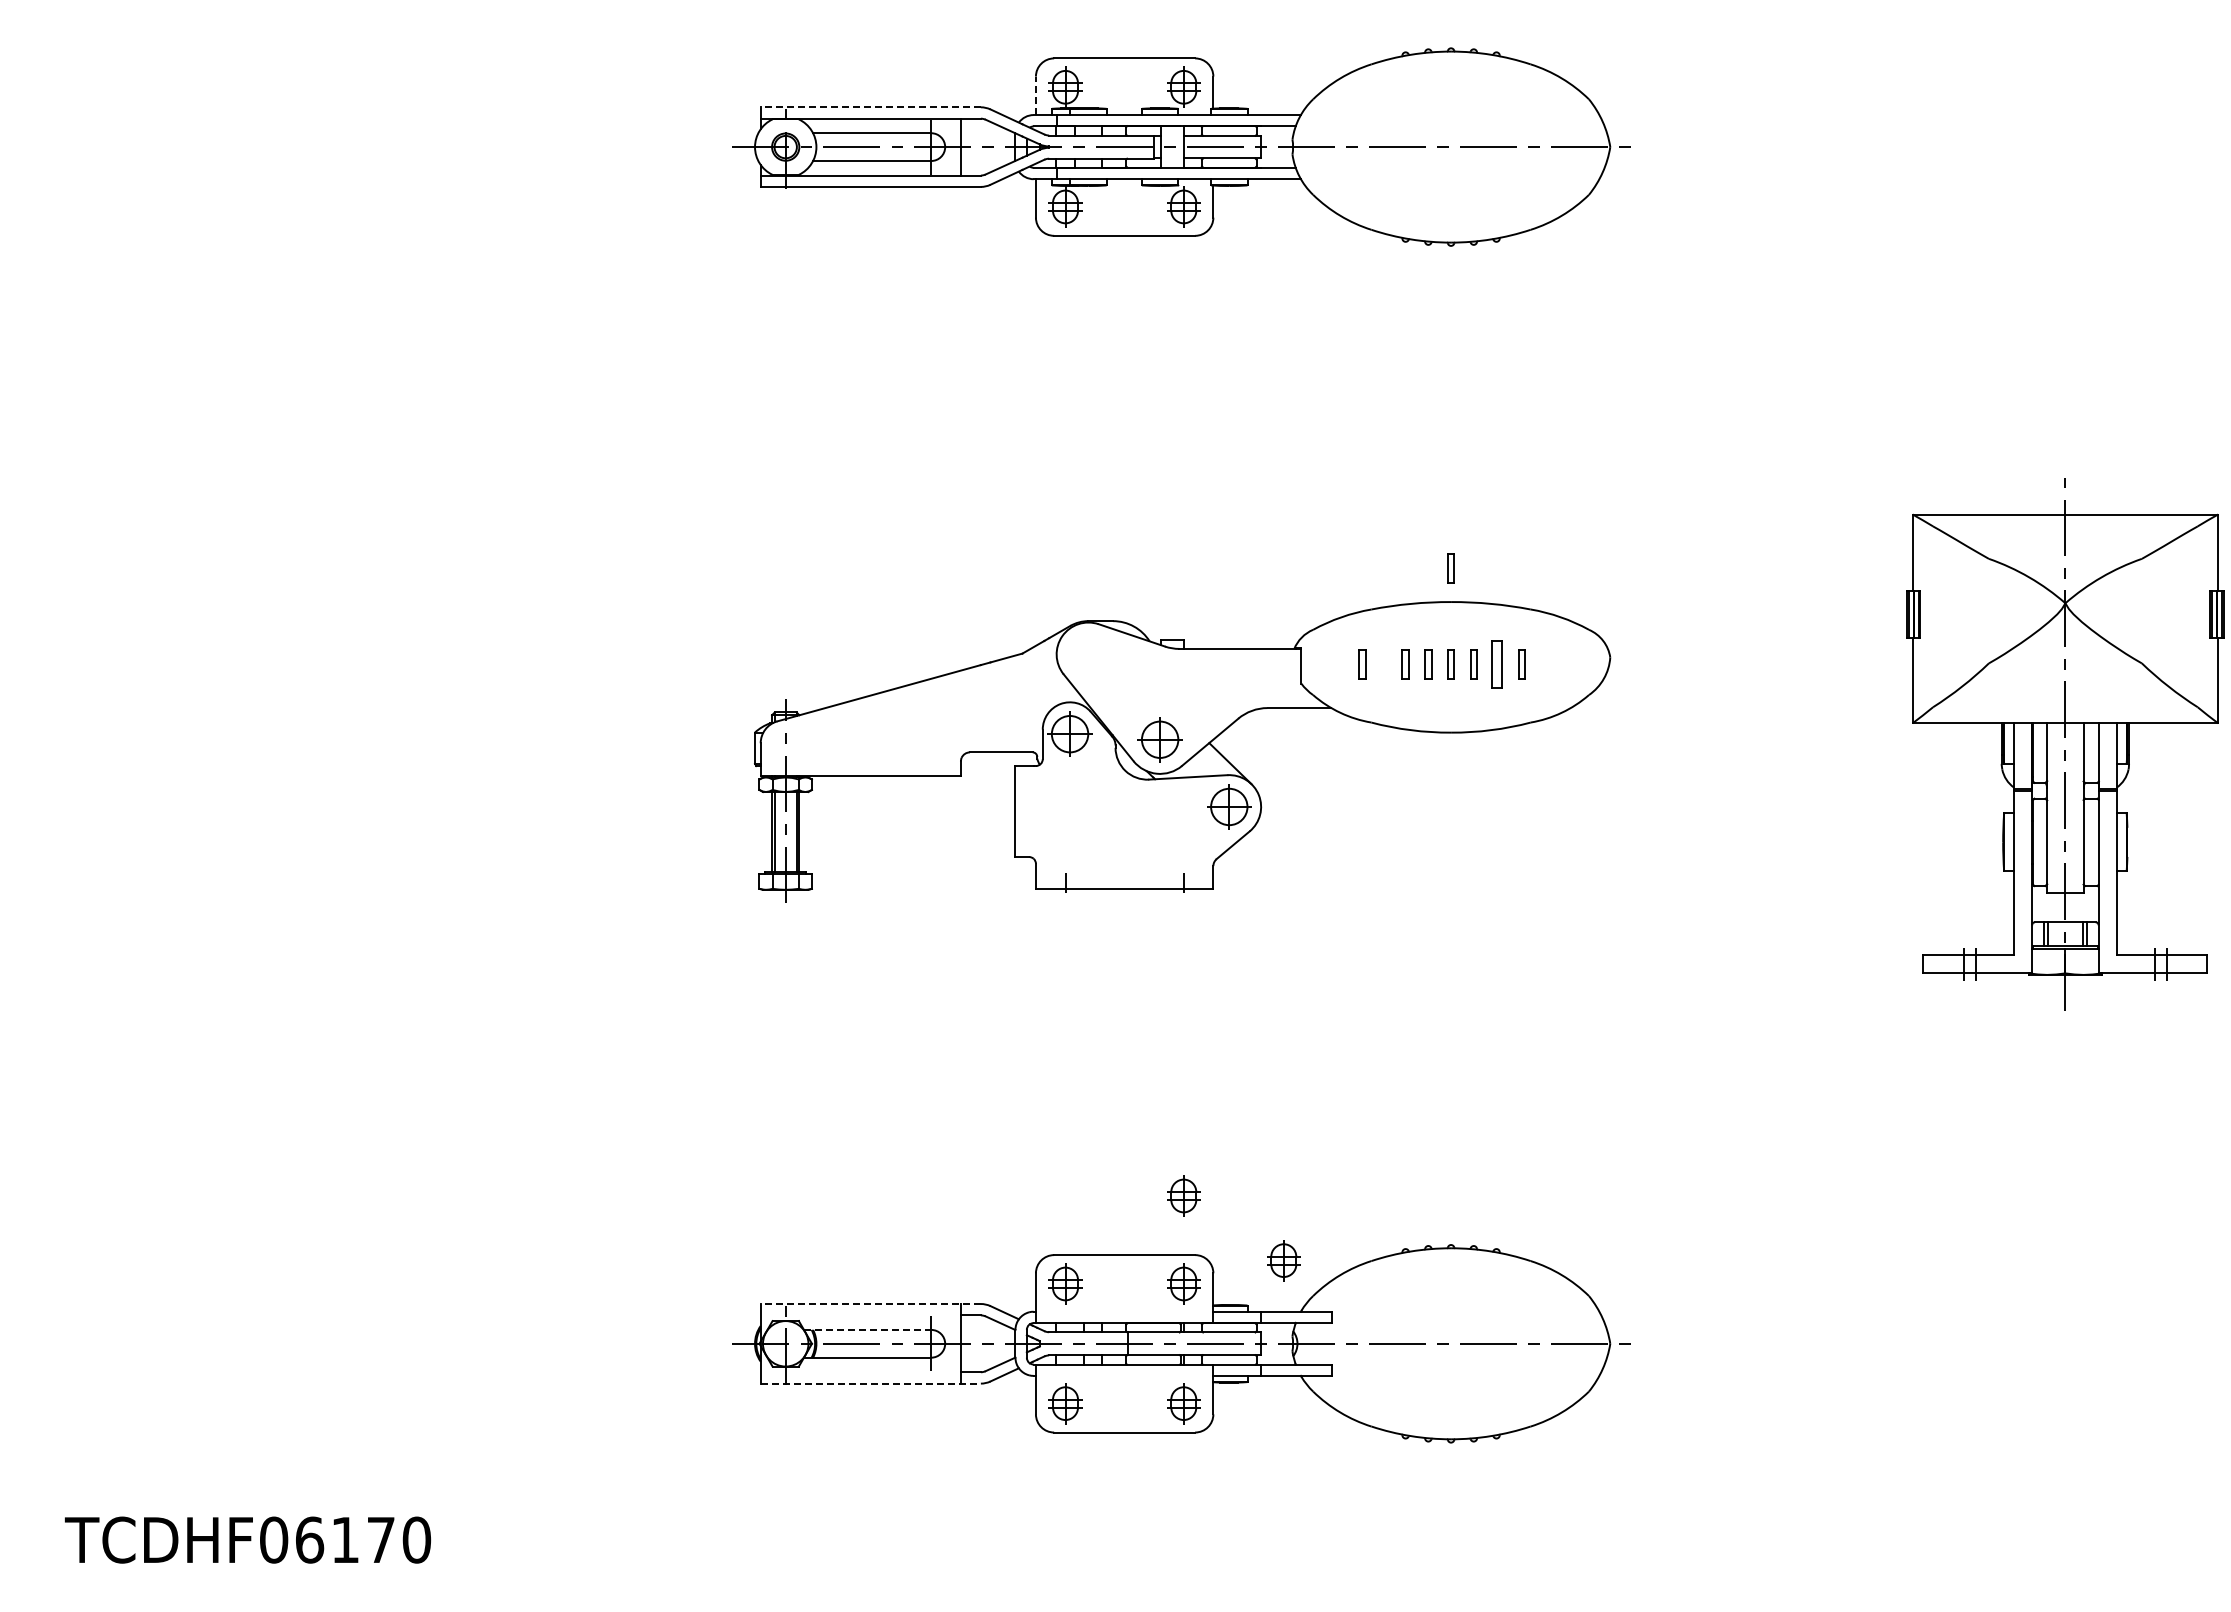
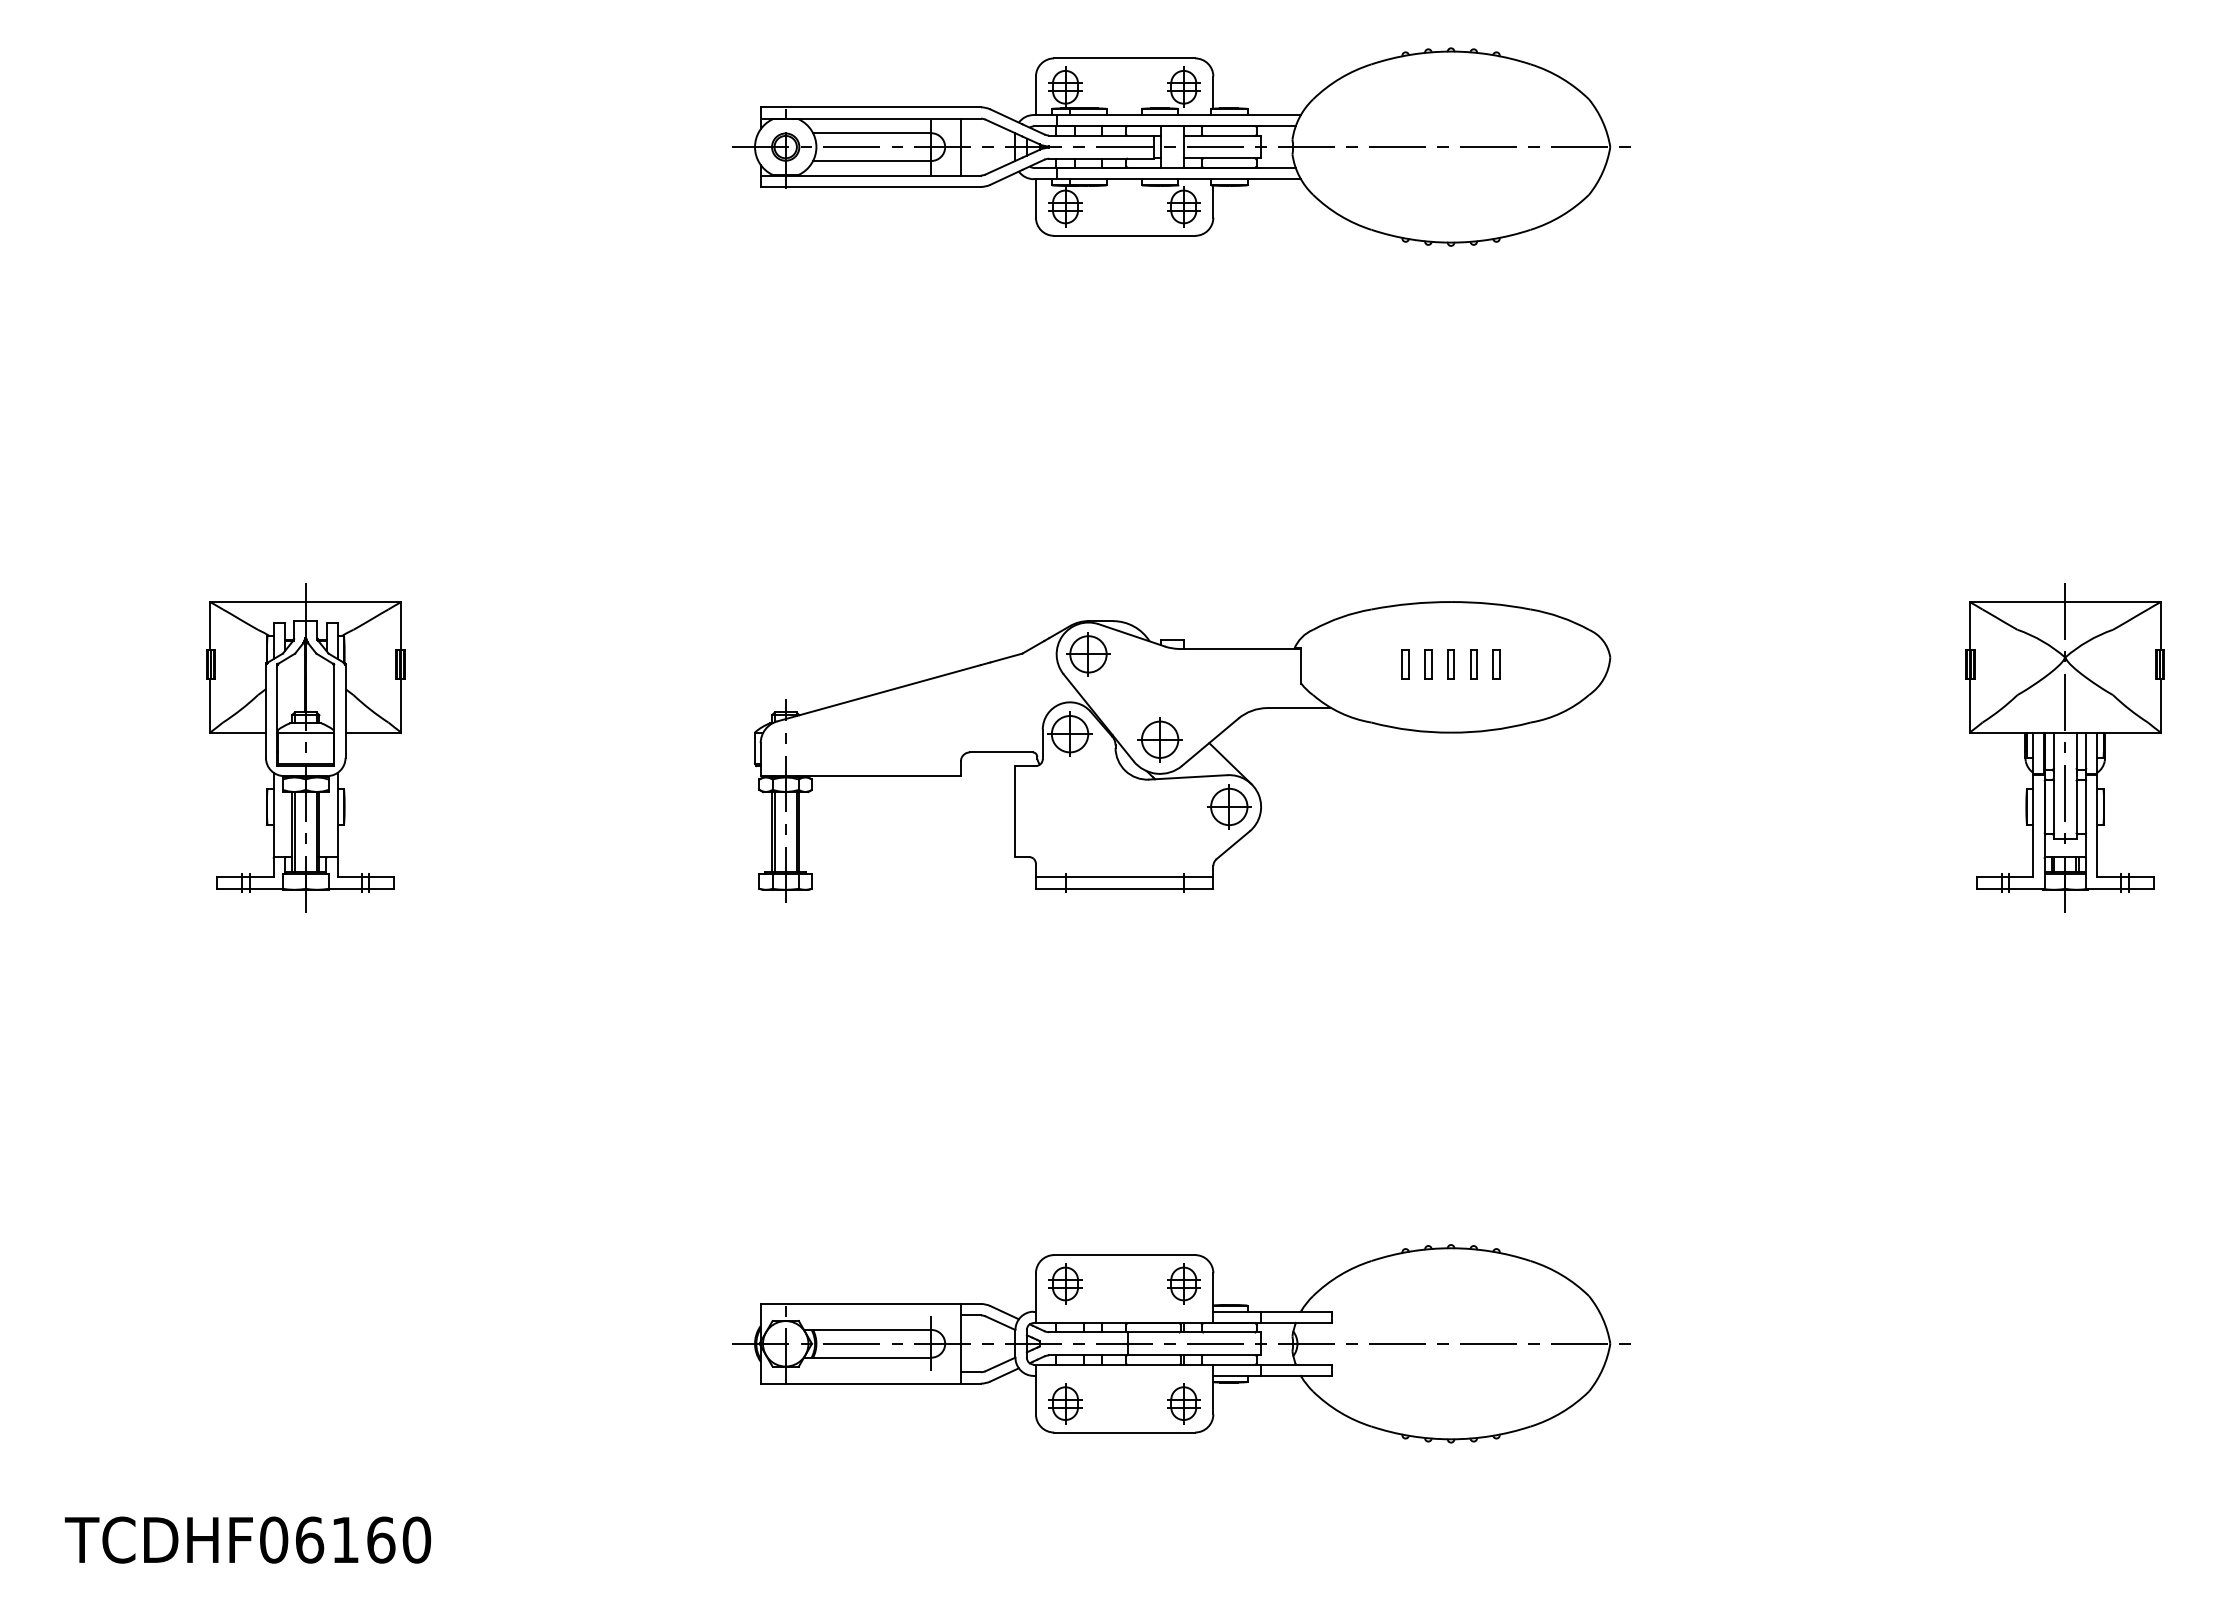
line: dashed -> solid (1035, 95)
line: dashed -> solid (870, 107)
part: present -> none (1450, 568)
part: none -> present (1088, 654)
part: present -> none (1362, 664)
part size: 12x49 px -> 9x31 px (1496, 664)
part: present -> none (1521, 664)
part size: 319x533 px -> 200x330 px (2064, 747)
part: none -> present (305, 747)
line: none -> present (1124, 877)
part: present -> none (1183, 1195)
part: present -> none (1283, 1260)
line: dashed -> solid (870, 1304)
line: dashed -> solid (867, 1329)
line: dashed -> solid (871, 1383)
text: TCDHF06170 -> TCDHF06160 (381, 1539)
